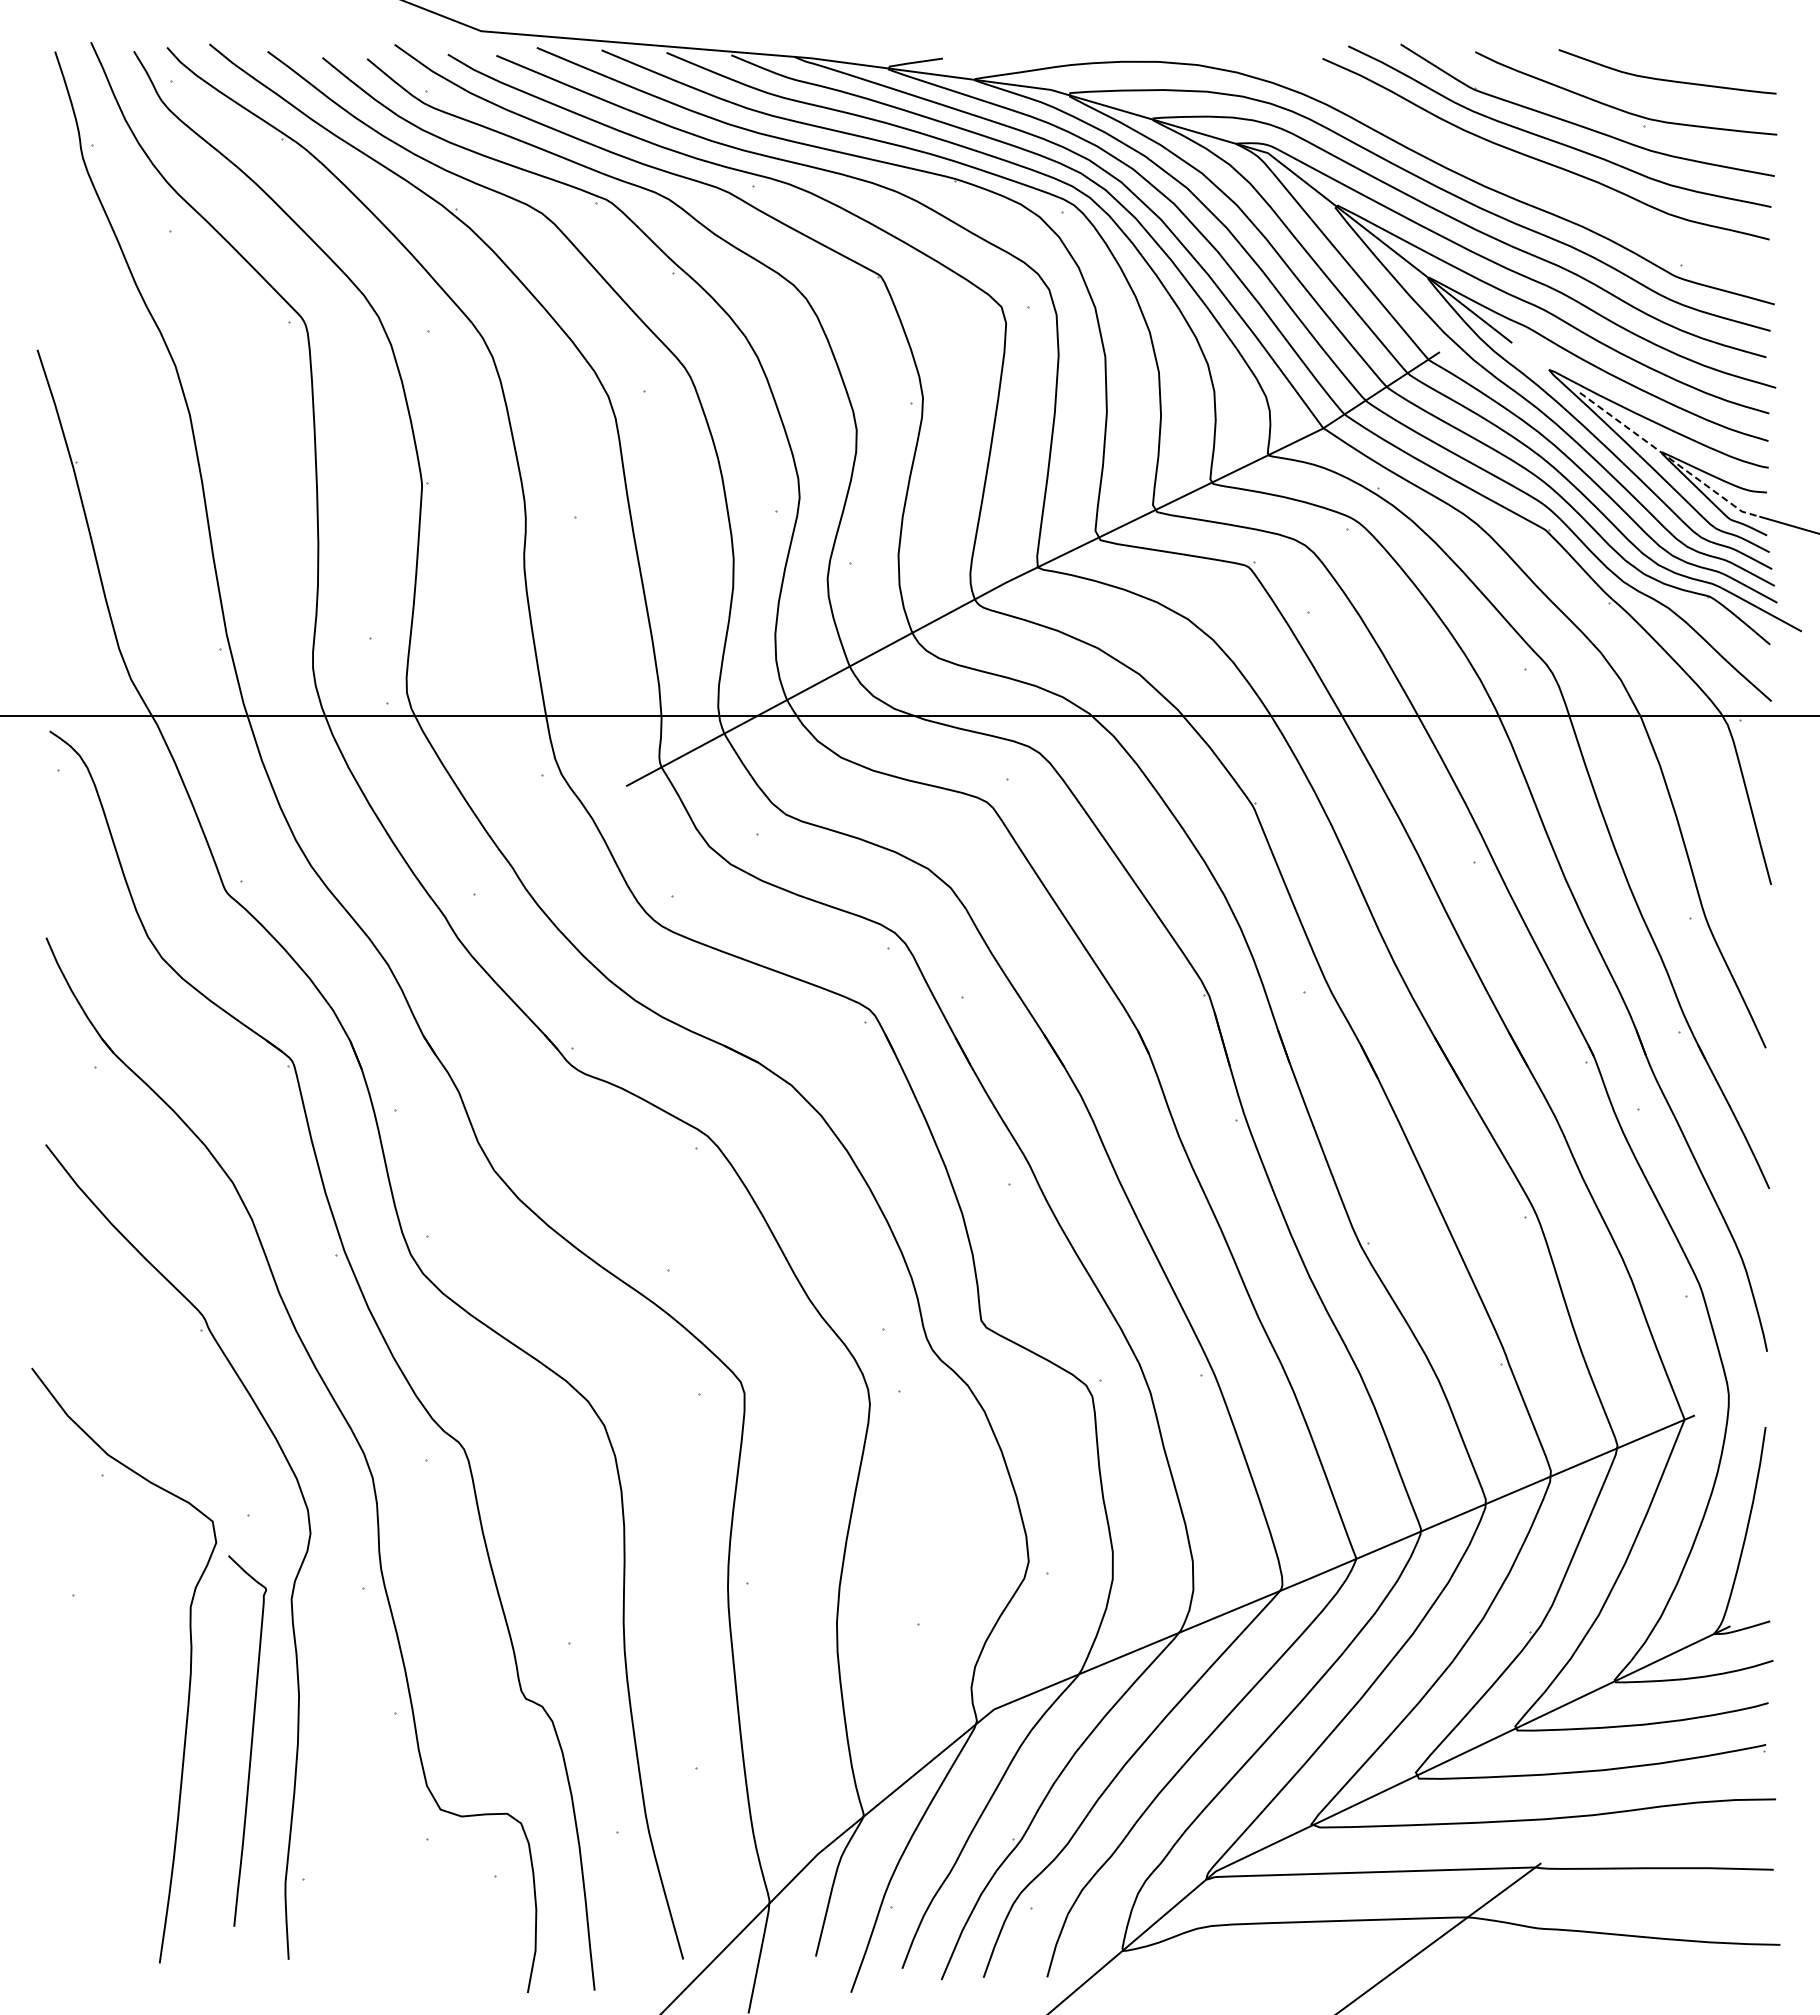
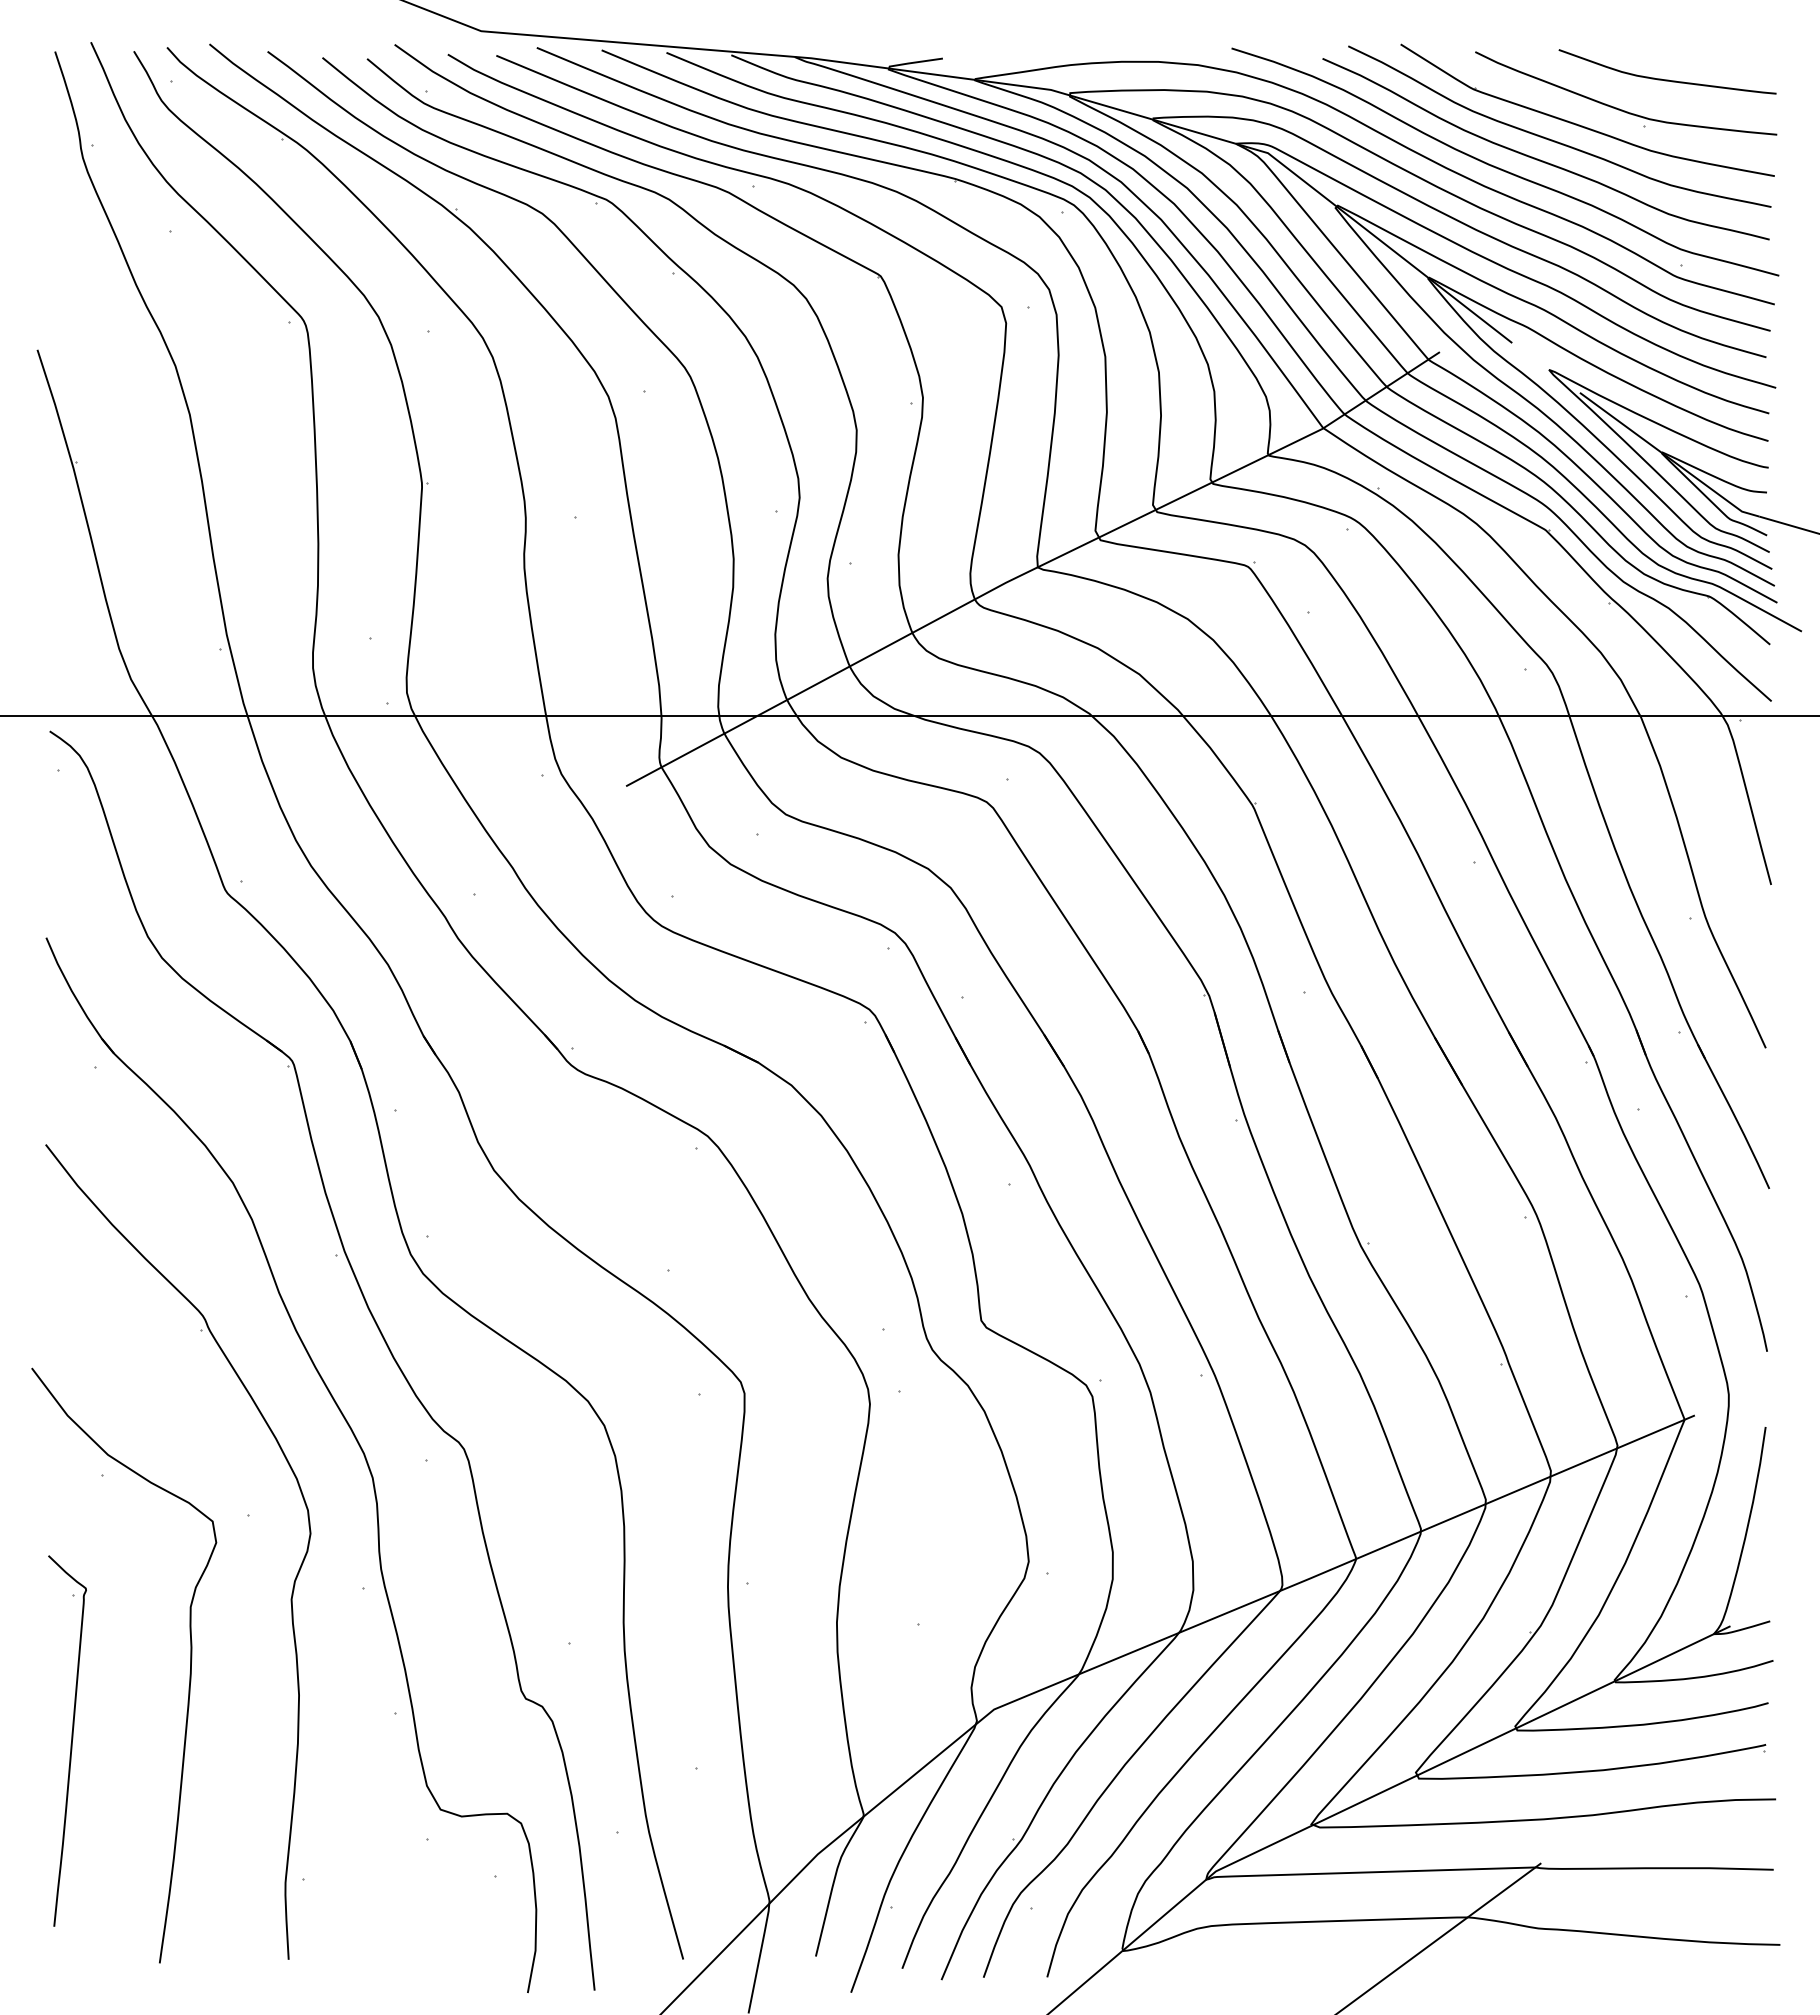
curve: none -> present (1501, 168)
line: dashed -> solid (1668, 457)
curve position: (251, 1740) -> (71, 1740) (71, 1740)
